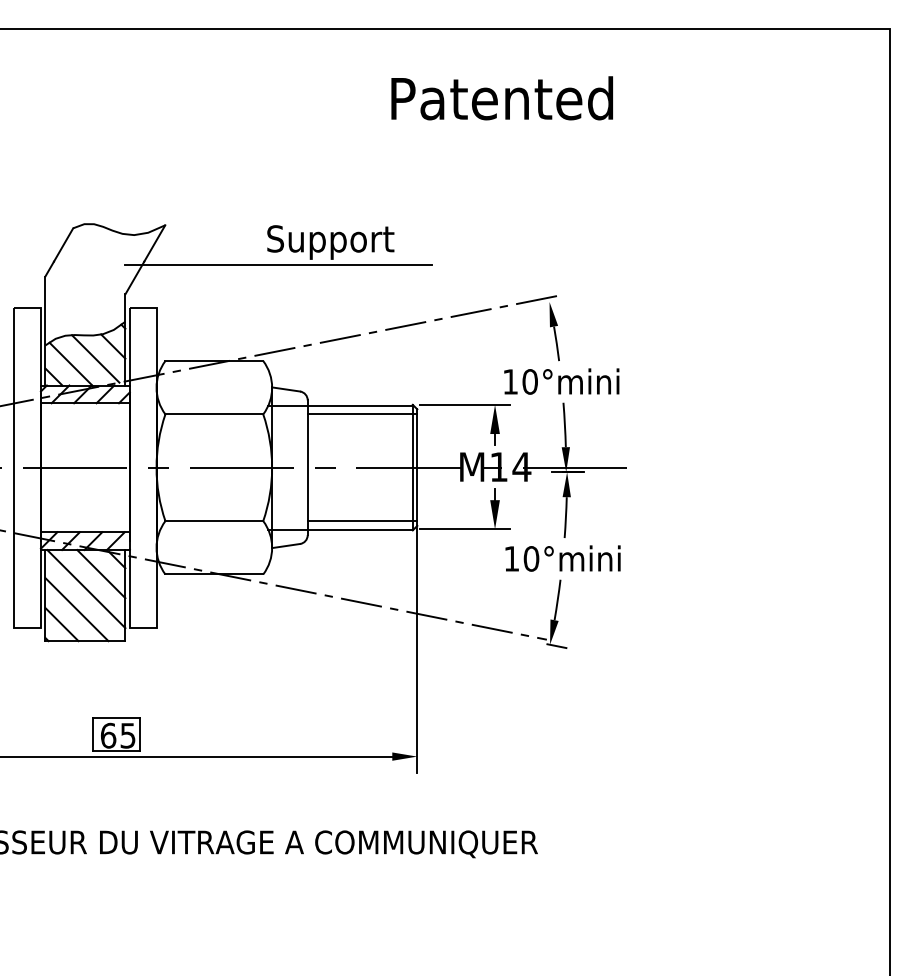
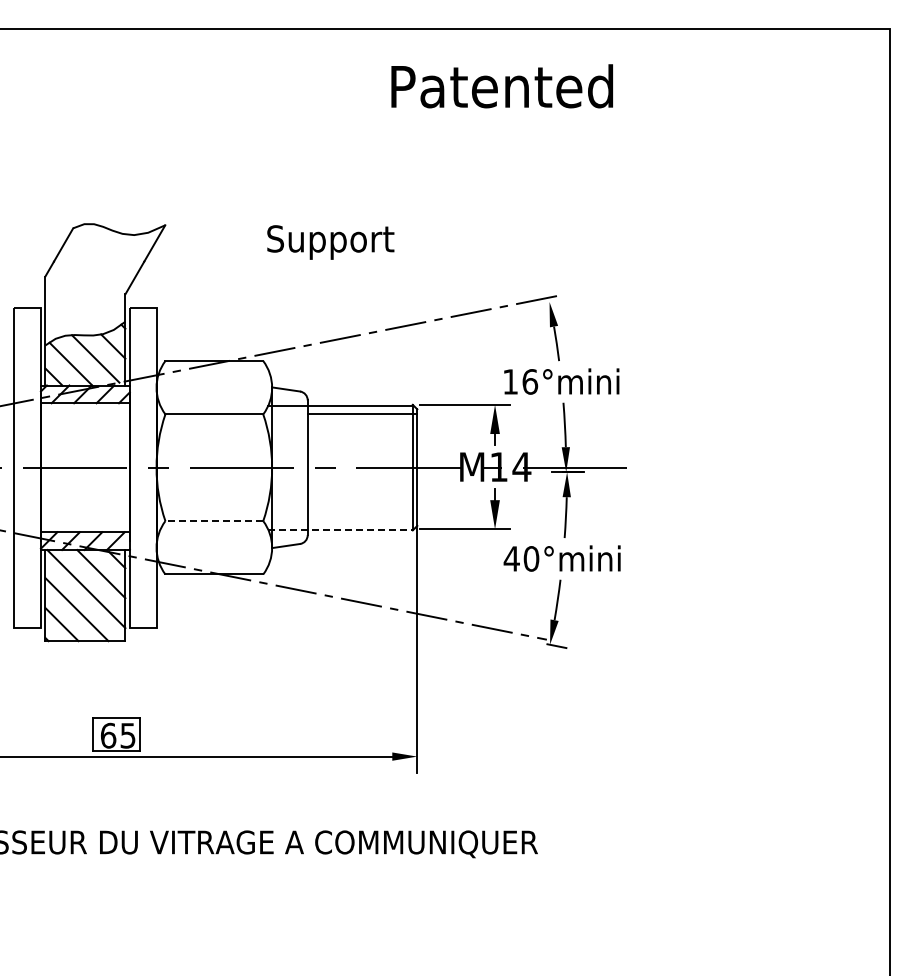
text position: (501, 98) -> (501, 86) (501, 86)
line: present -> none (278, 264)
text: 10°mini -> 16°mini (530, 381)
line: solid -> dashed (214, 521)
line: present -> none (362, 521)
line: solid -> dashed (341, 530)
text: 10°mini -> 40°mini (511, 558)
